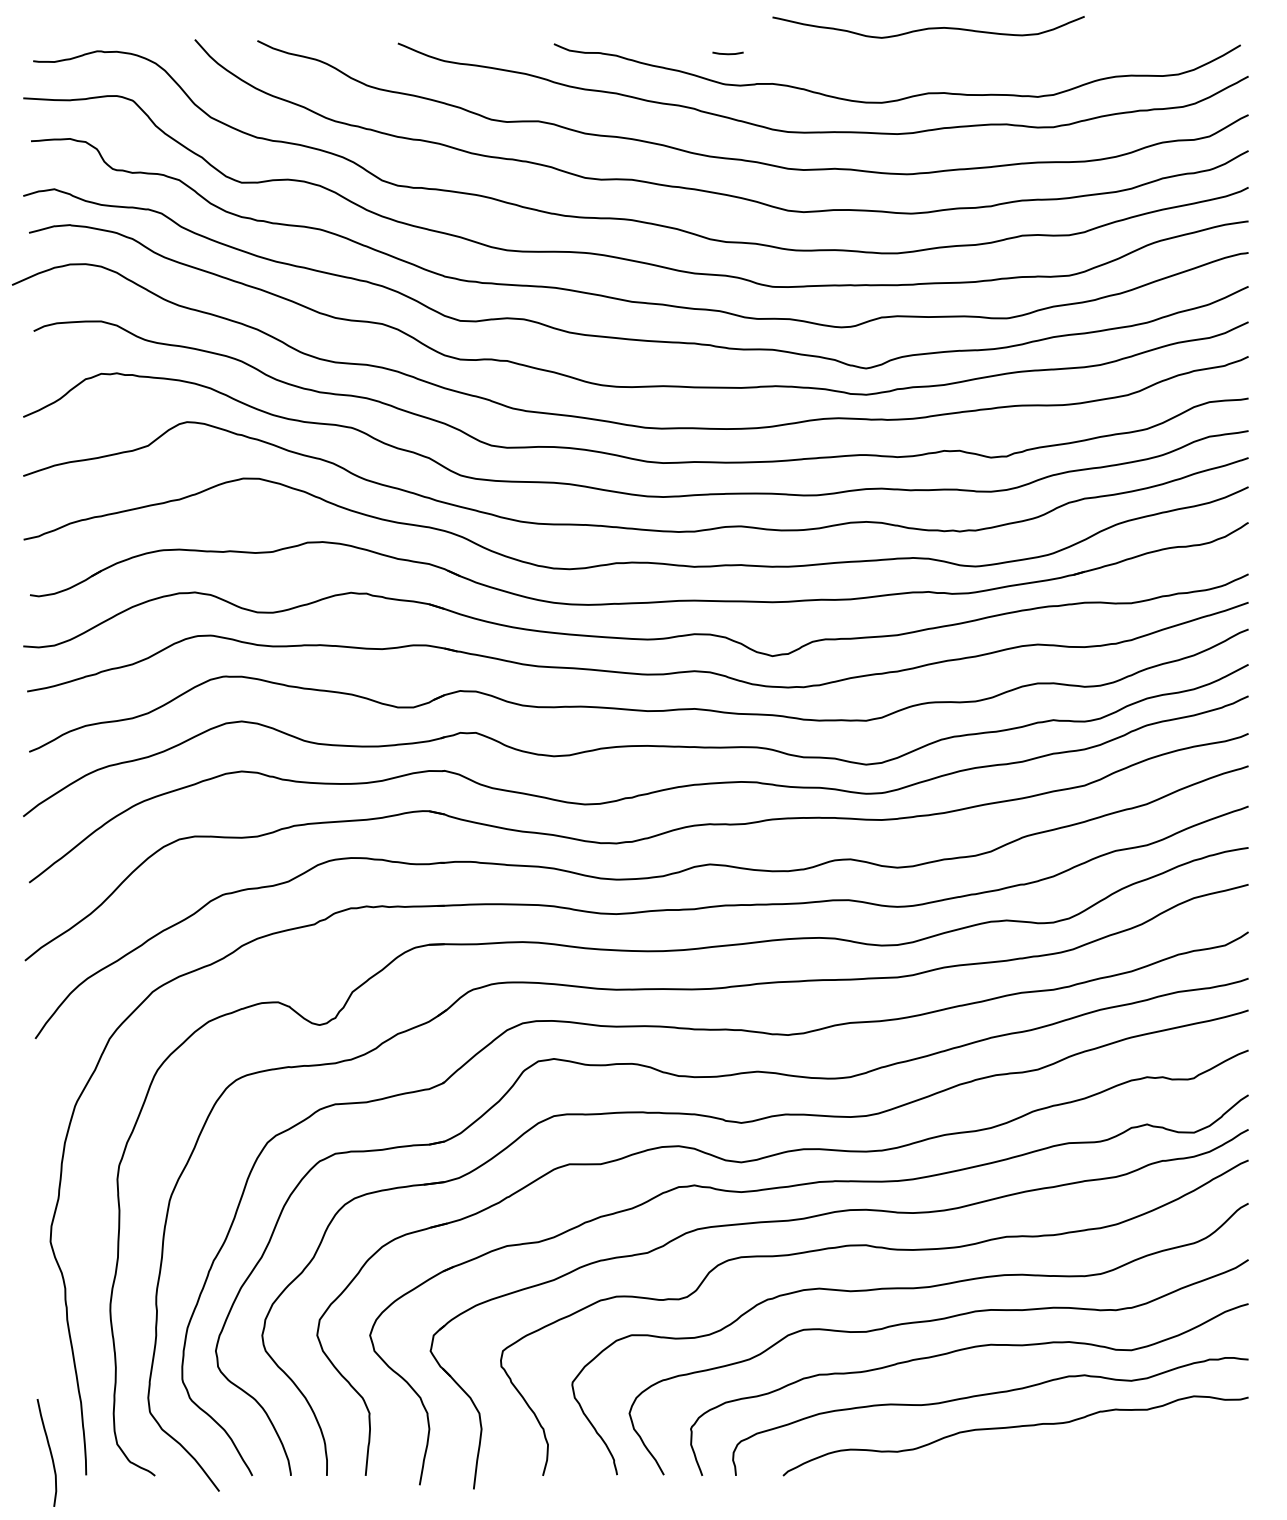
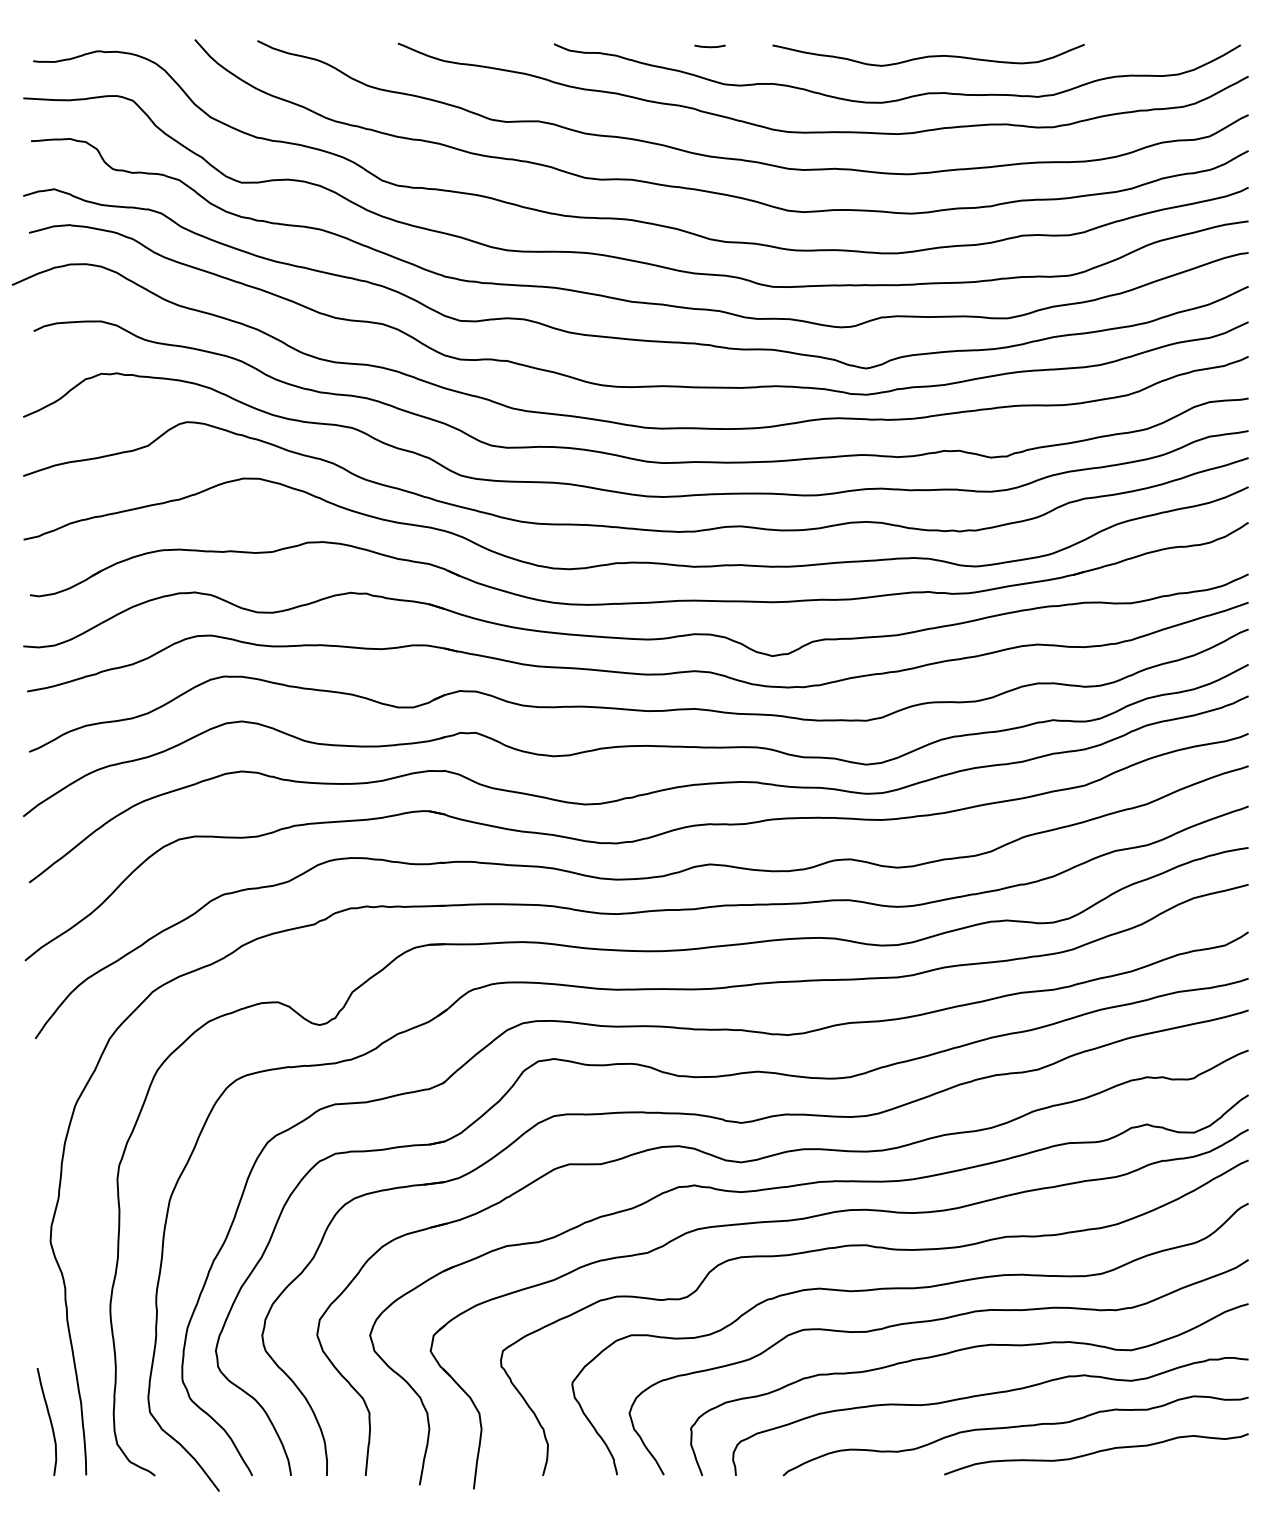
curve position: (928, 27) -> (928, 55) (928, 55)
line position: (727, 53) -> (709, 46) (709, 46)
curve position: (49, 1451) -> (49, 1420) (49, 1420)
curve: none -> present (1096, 1453)
